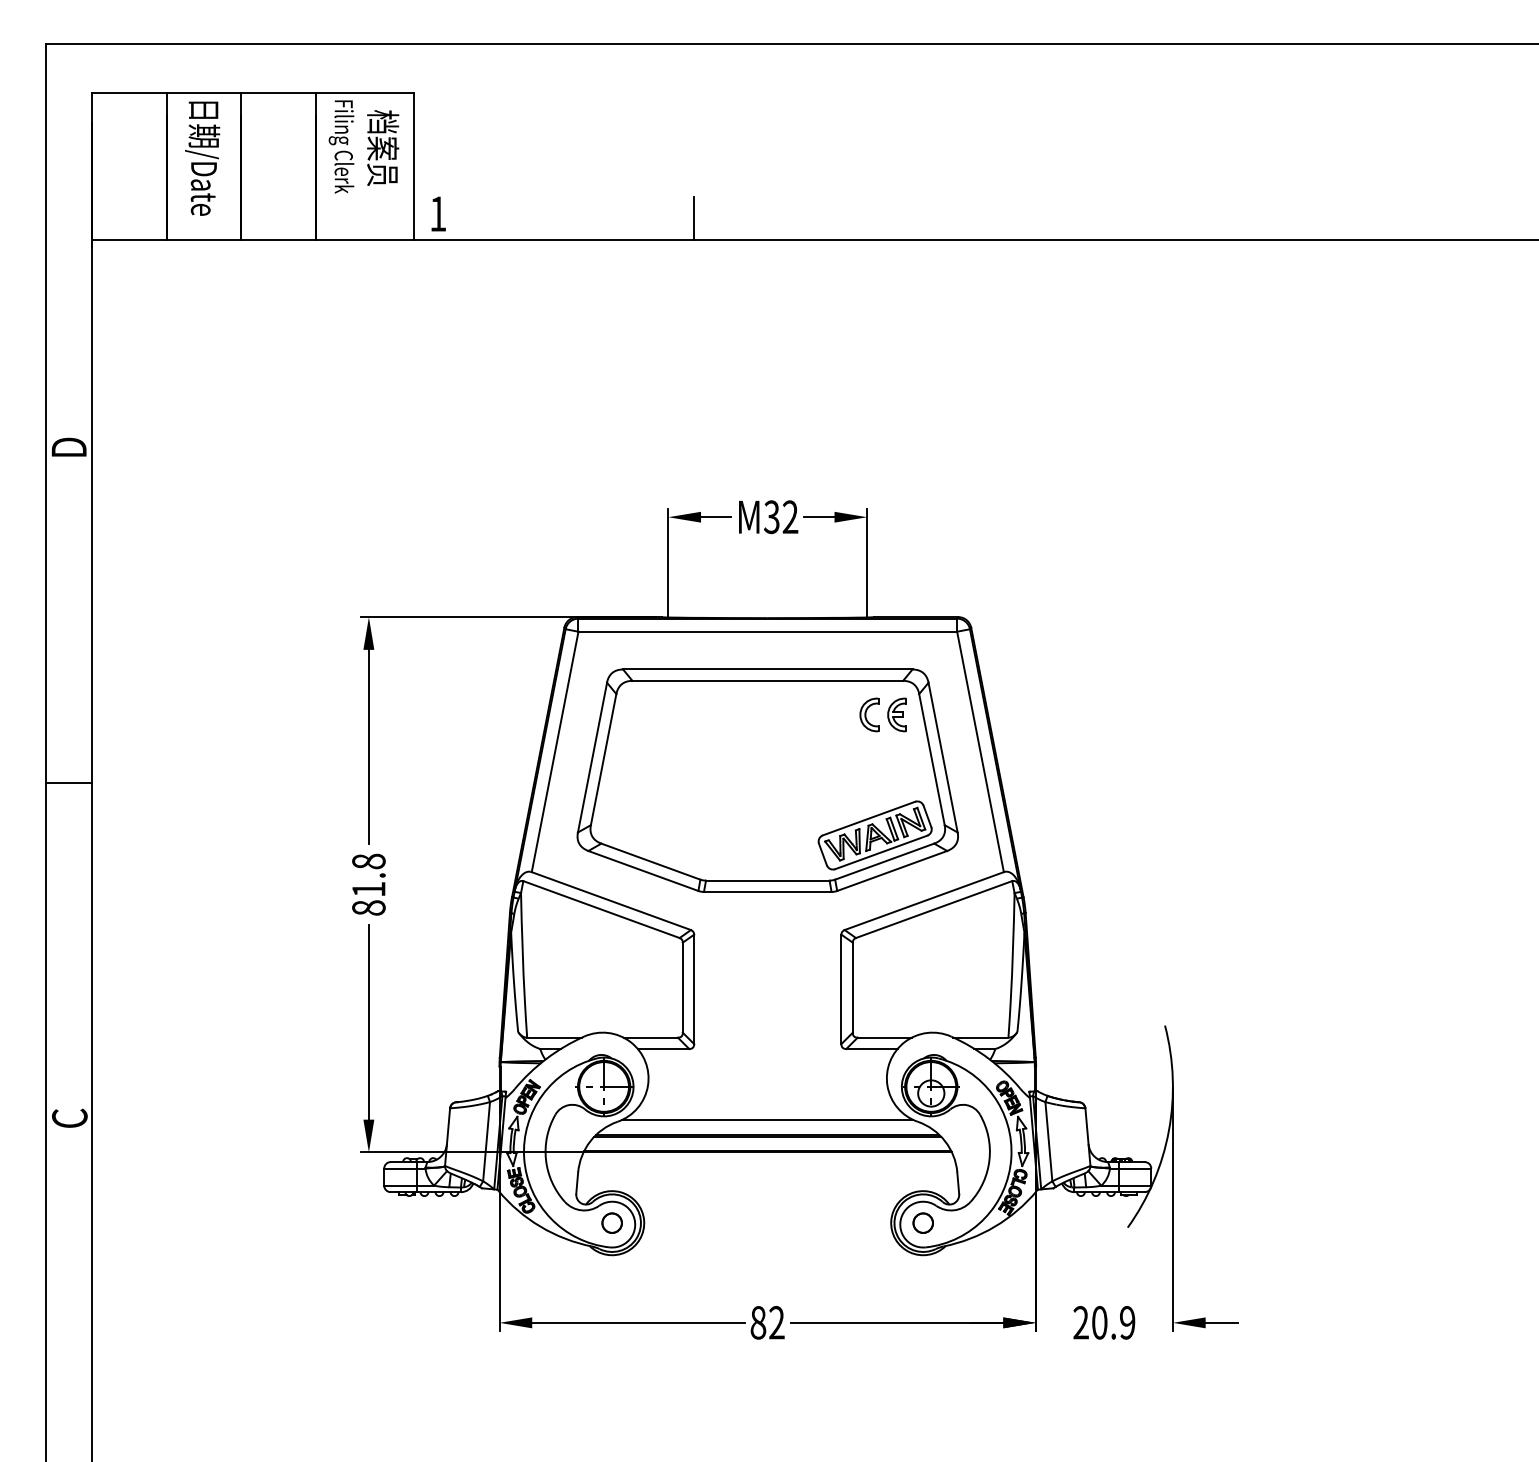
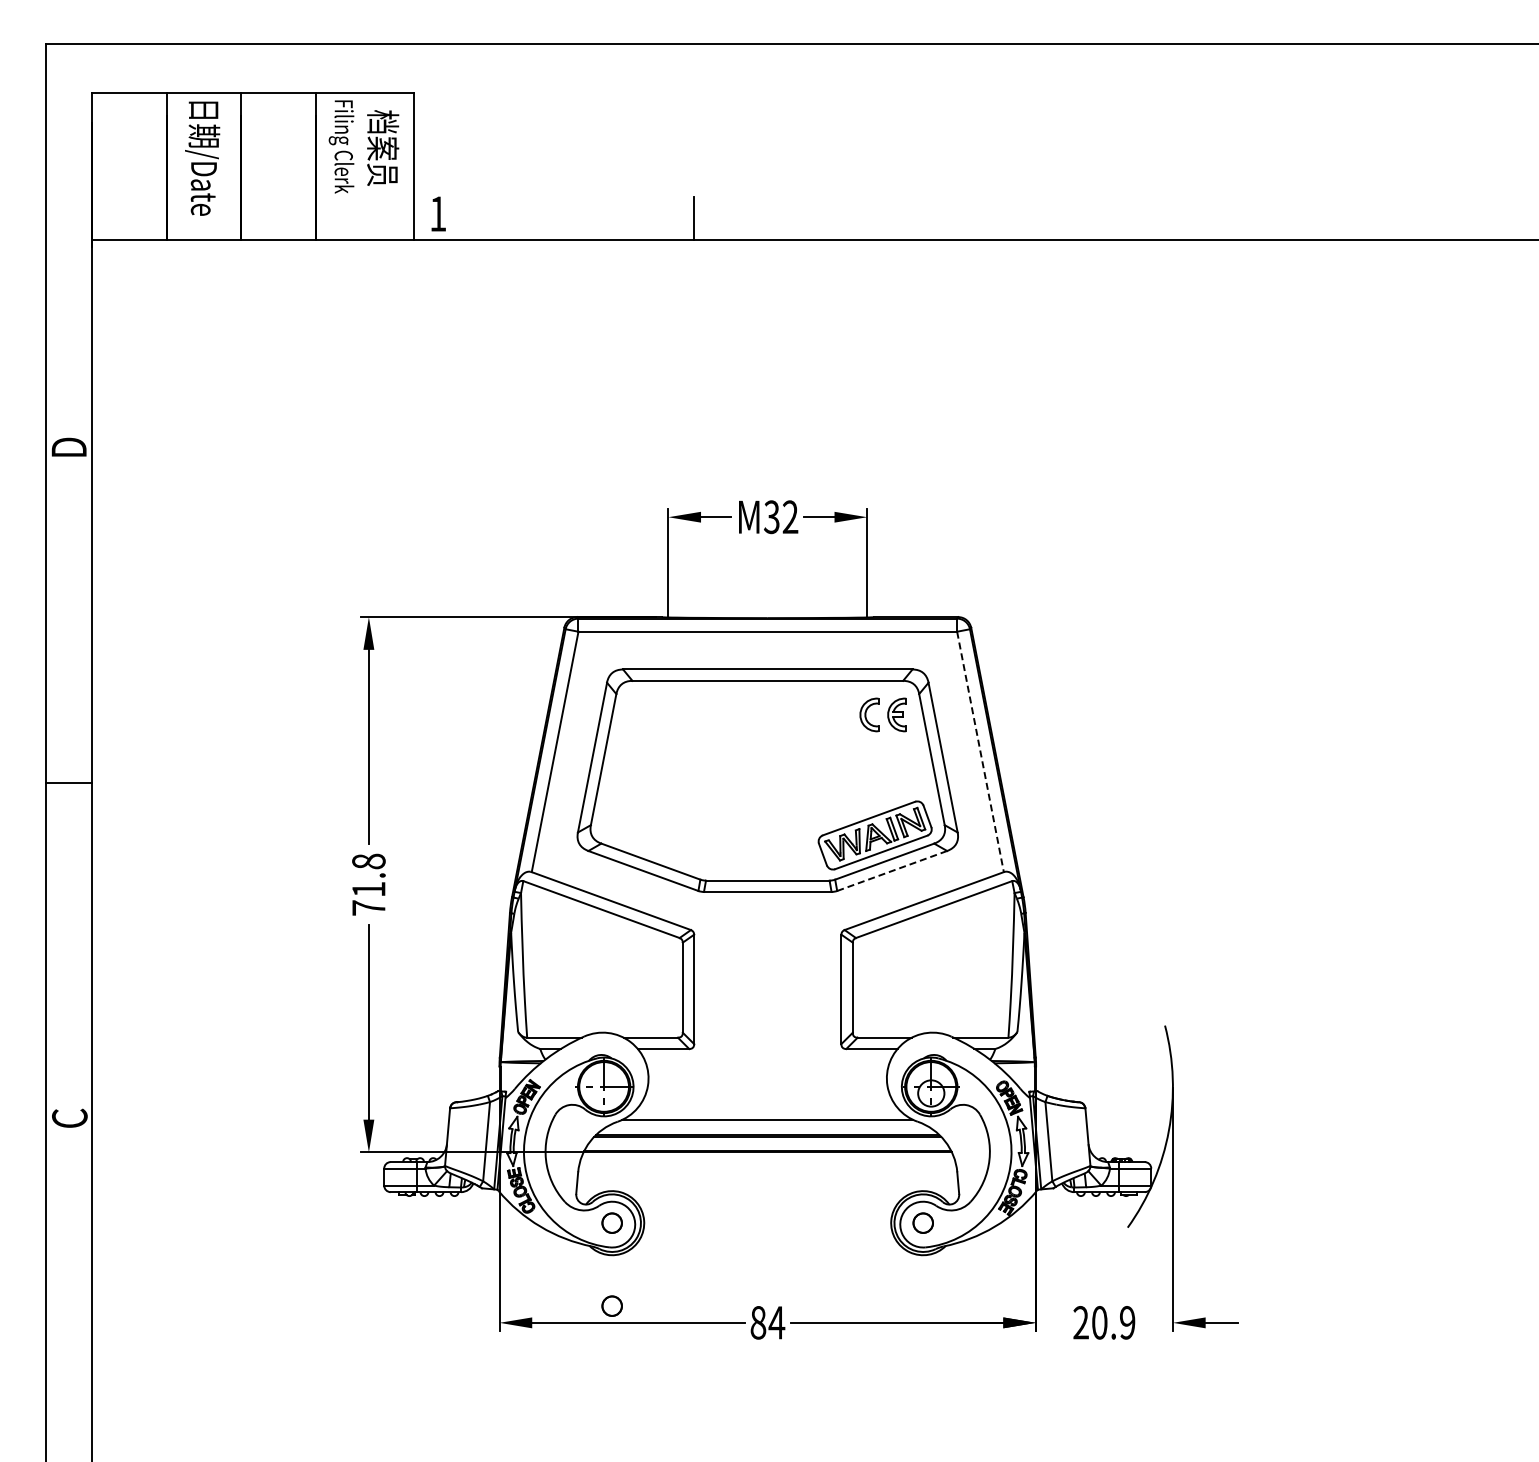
line: solid -> dashed (980, 752)
line: solid -> dashed (892, 871)
text: 81.8 -> 71.8 (368, 907)
circle: none -> present (611, 1305)
text: 82 -> 84 (776, 1322)
